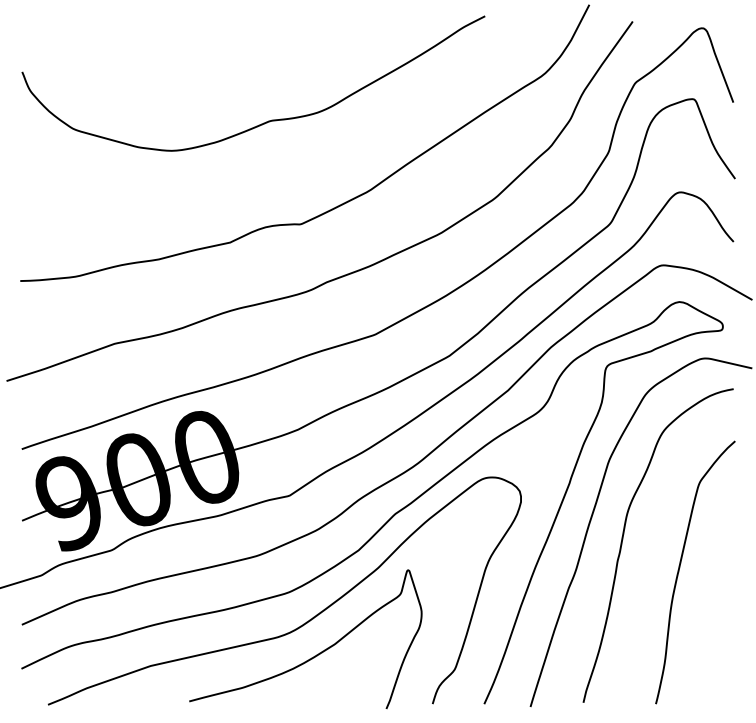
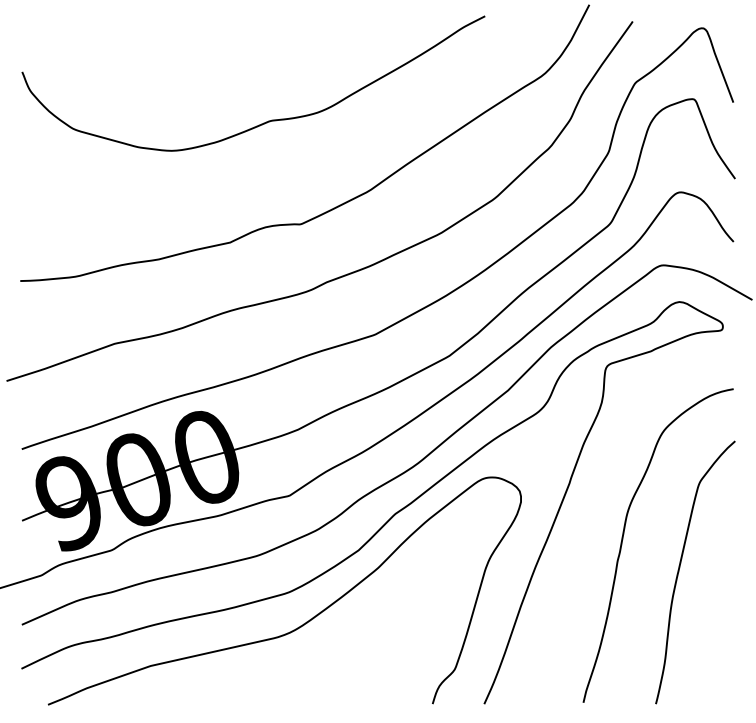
curve: present -> none (591, 521)
curve: present -> none (314, 655)
